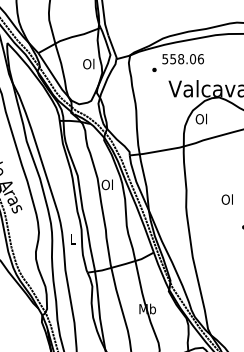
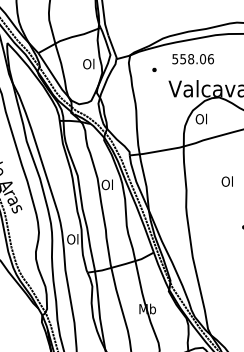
text position: (182, 59) -> (192, 59) (192, 59)
text position: (226, 199) -> (226, 181) (226, 181)
text: L -> Ol (72, 239)
